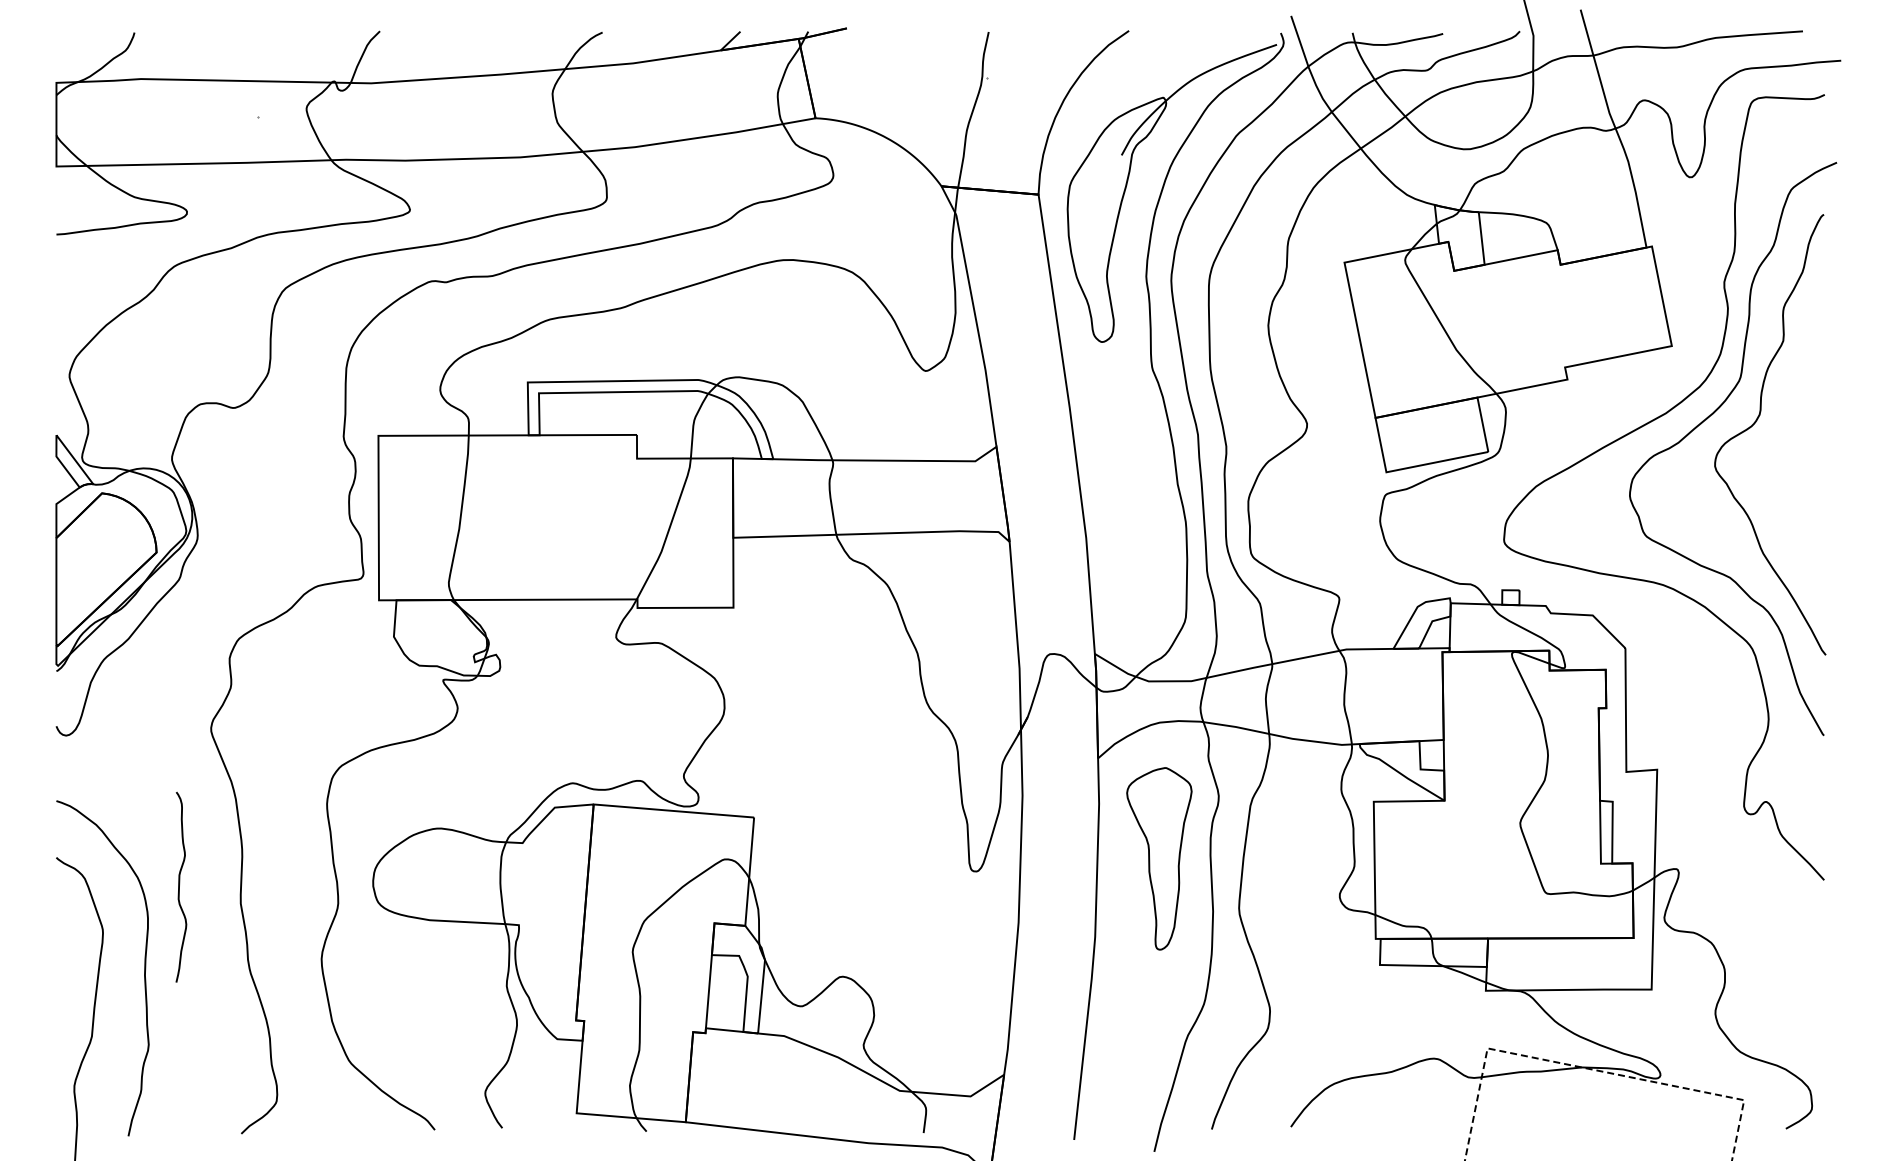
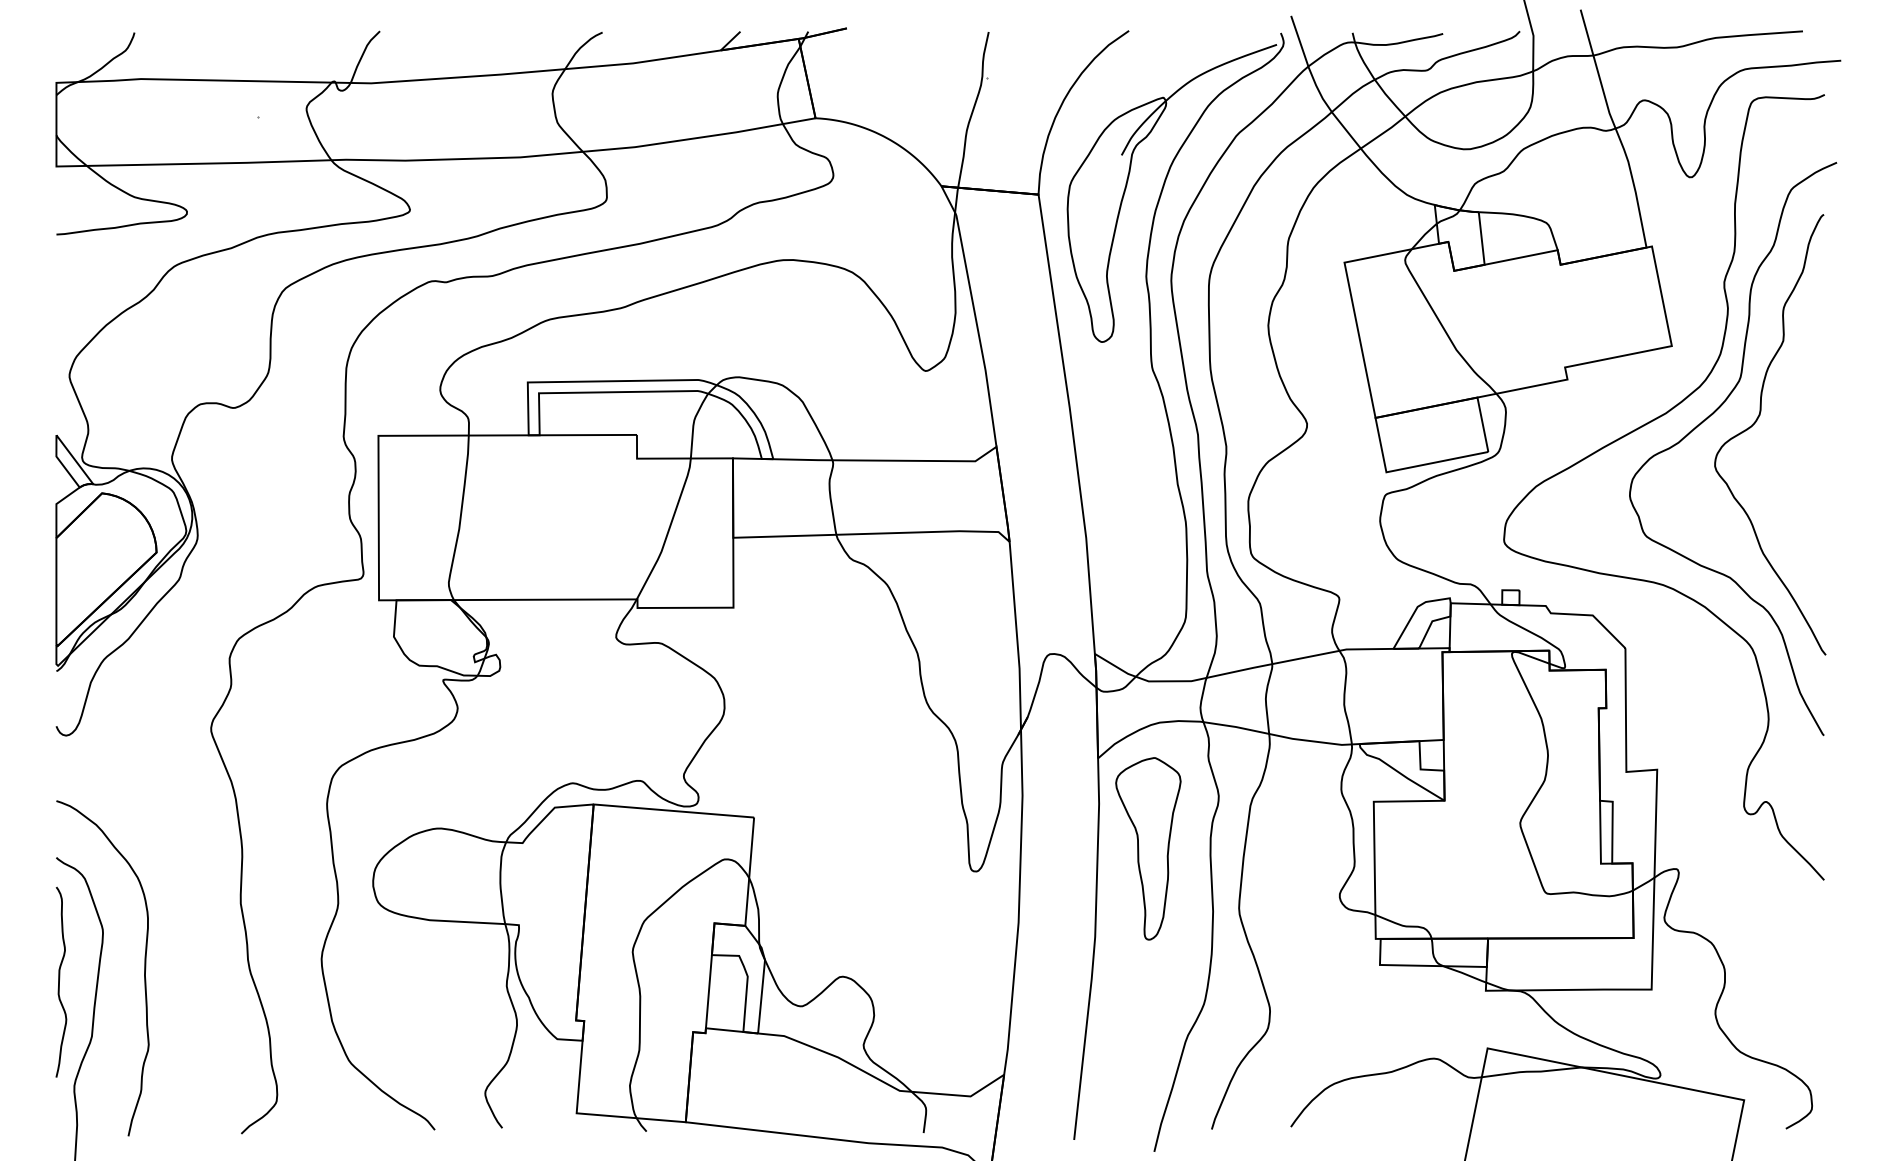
part position: (1159, 858) -> (1148, 848) (1148, 848)
curve position: (179, 886) -> (59, 981) (59, 981)
line: dashed -> solid (1590, 1069)
